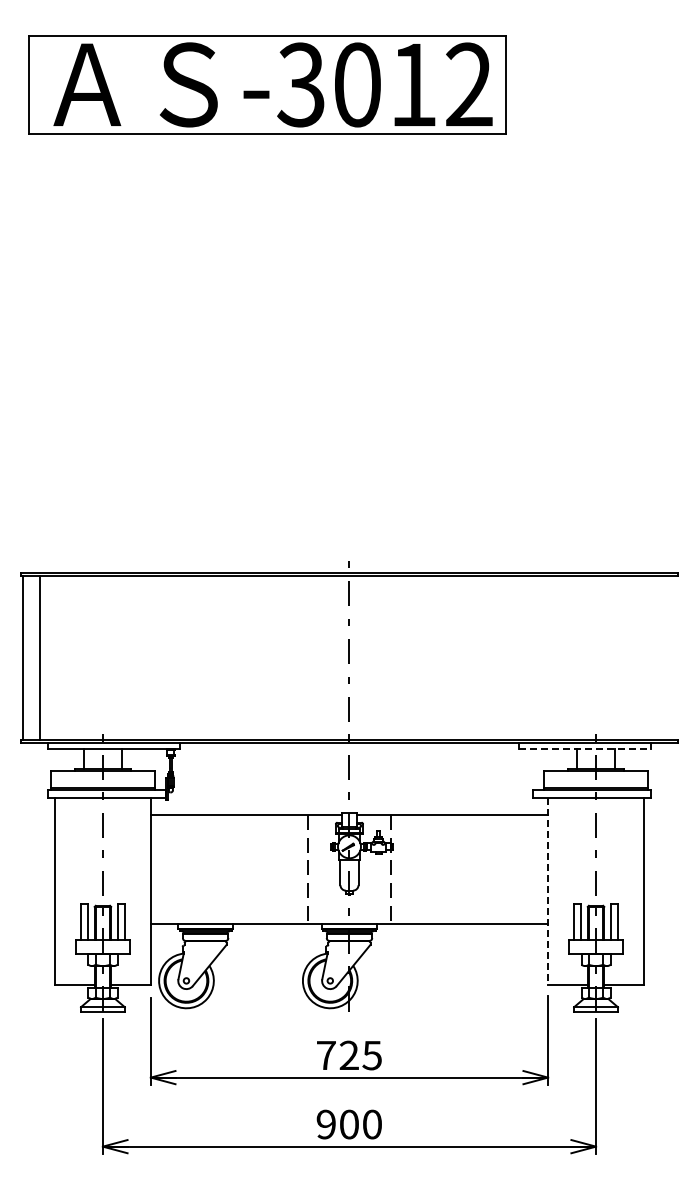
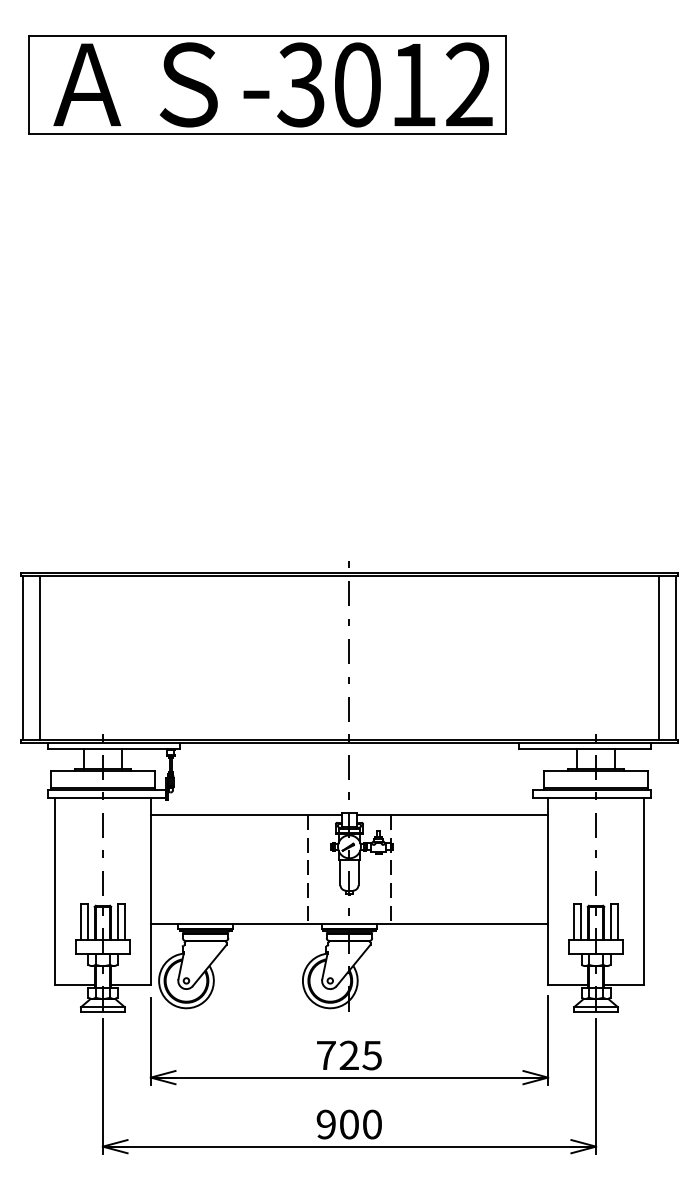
line: none -> present (659, 658)
line: none -> present (675, 658)
line: dashed -> solid (585, 749)
line: dashed -> solid (548, 892)
